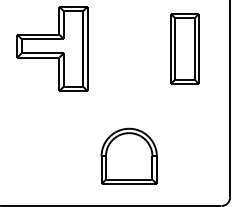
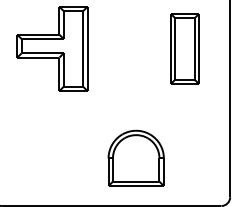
part position: (128, 155) -> (135, 157) (135, 157)
